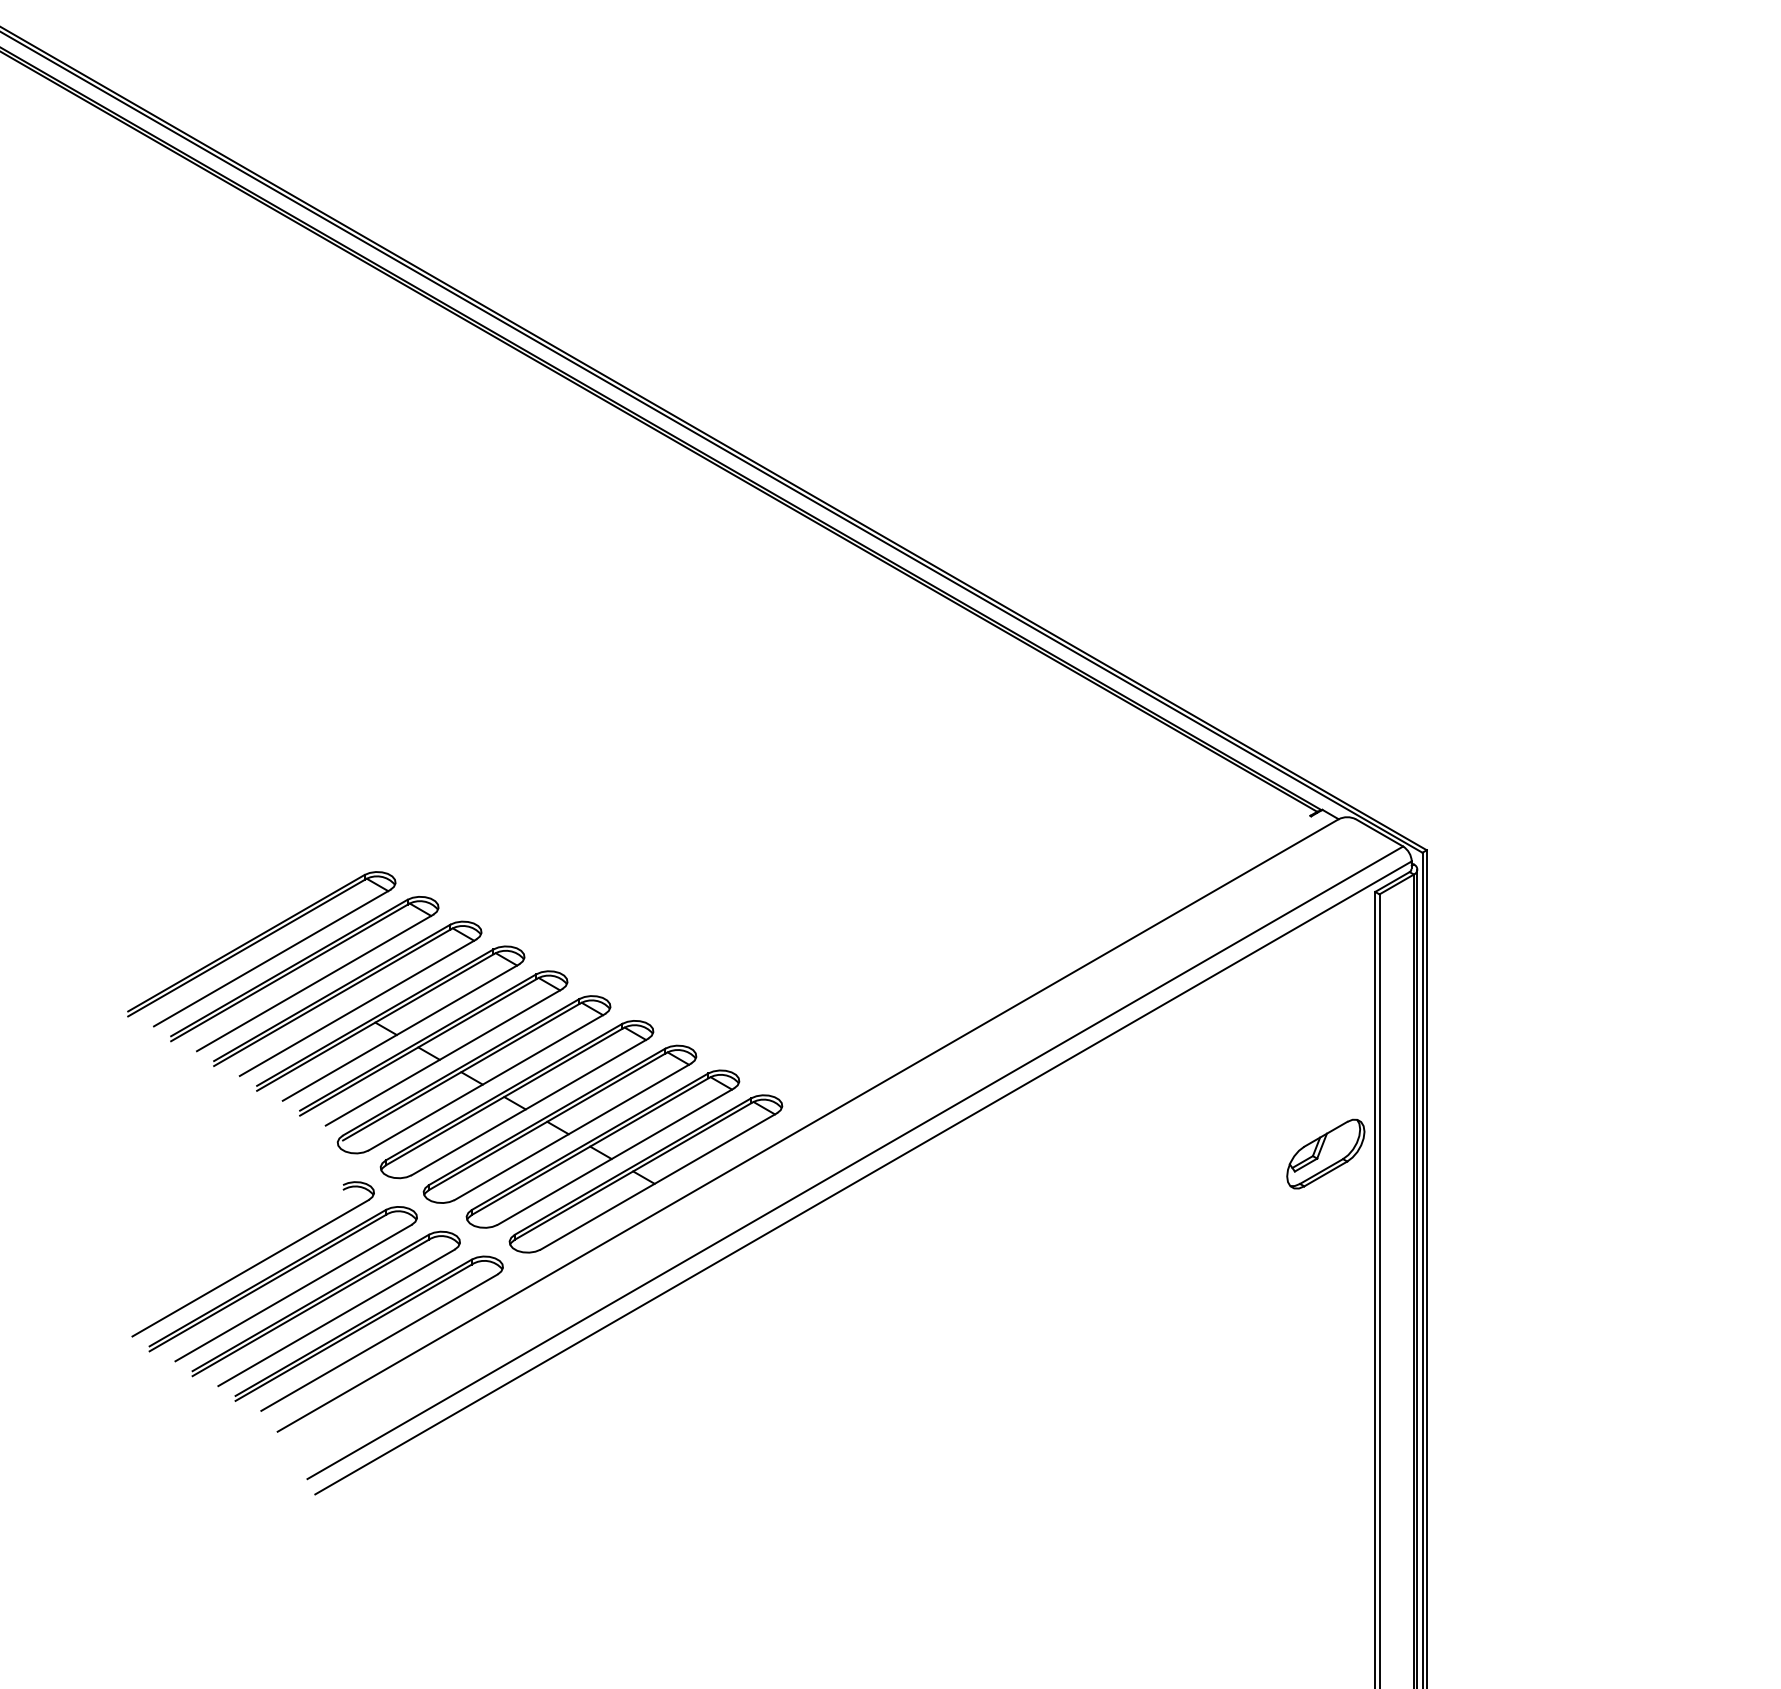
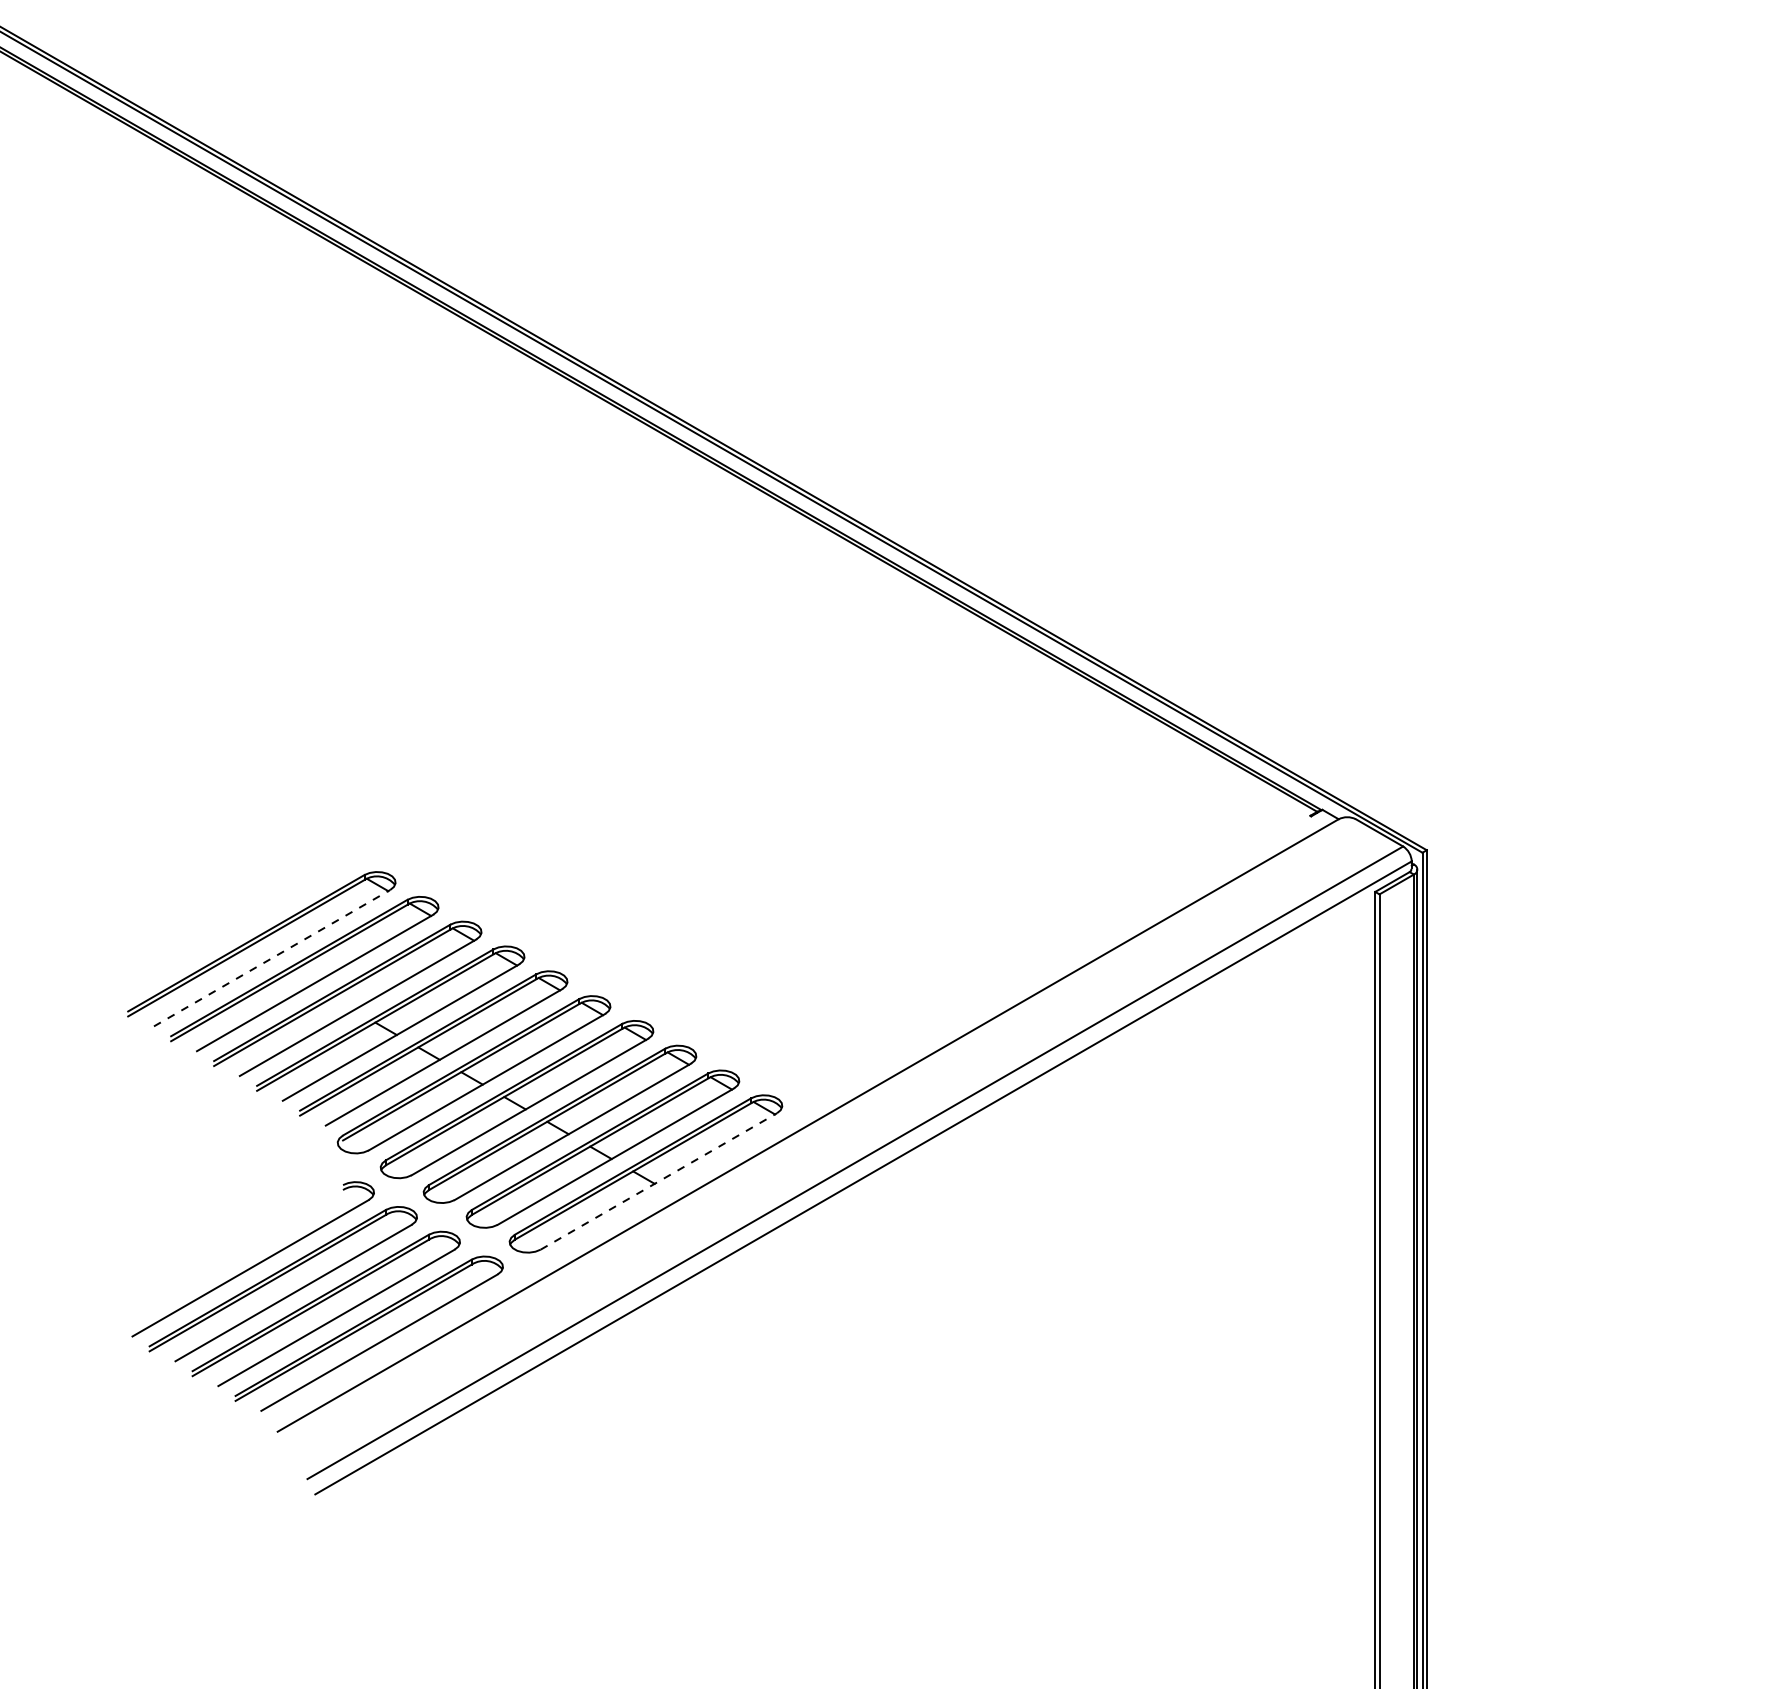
line: solid -> dashed (272, 957)
part: present -> none (1325, 1153)
line: solid -> dashed (659, 1181)
